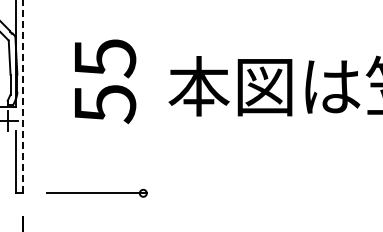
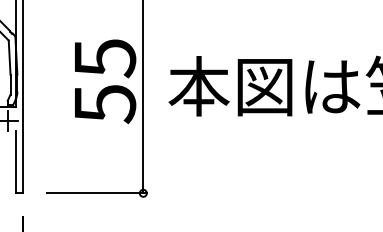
line: dashed -> solid (22, 96)
line: none -> present (143, 97)
